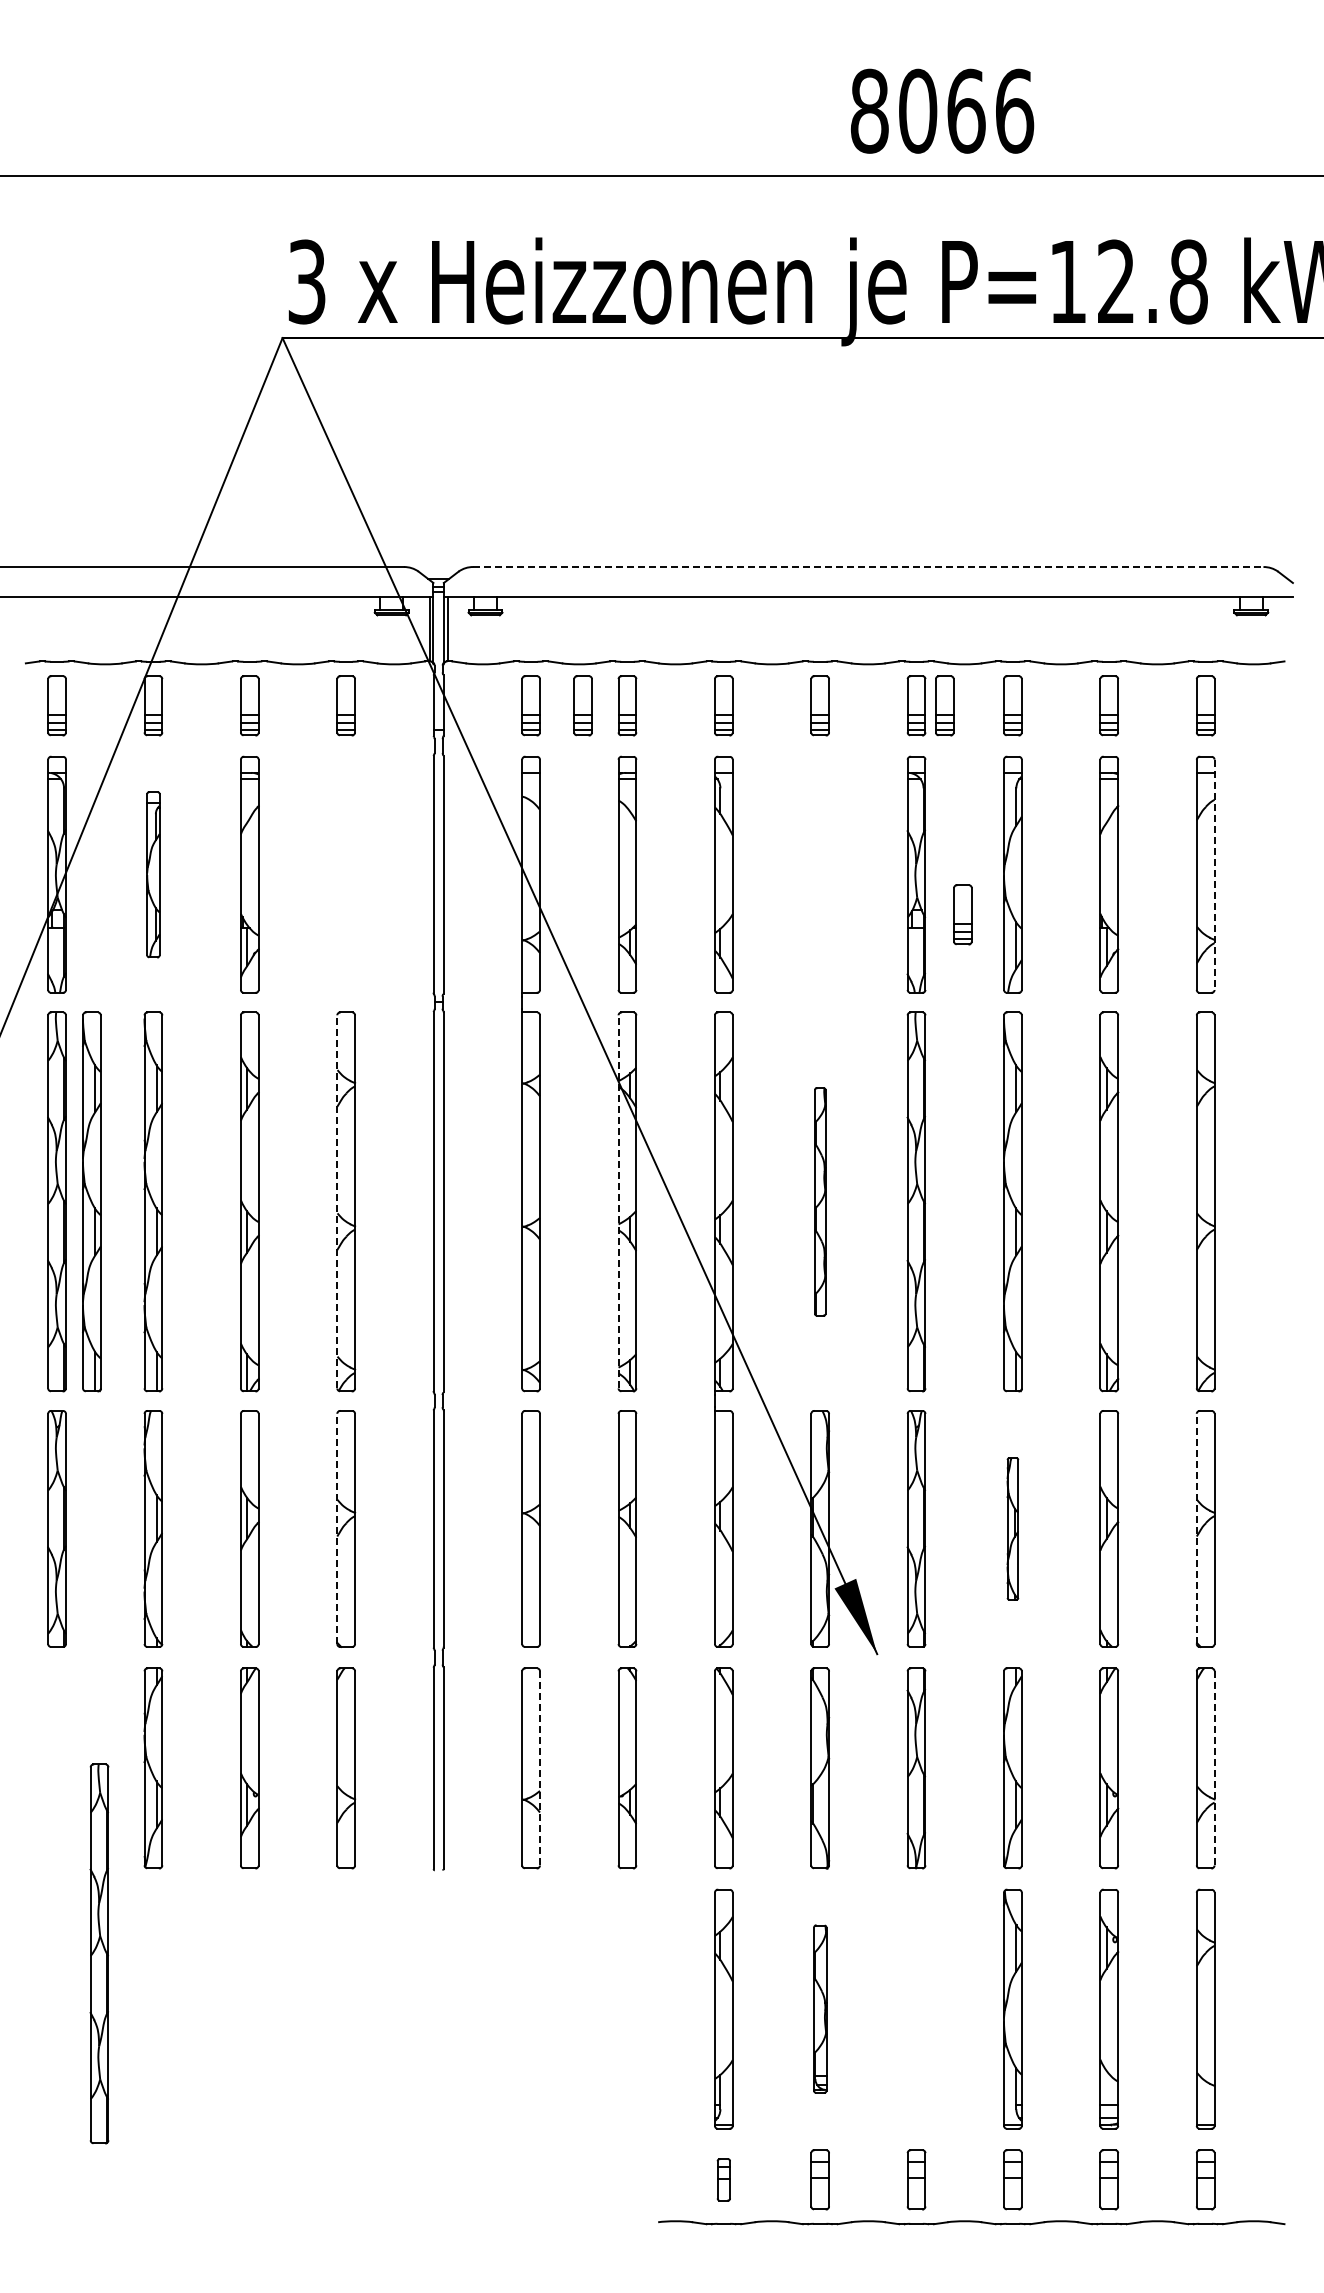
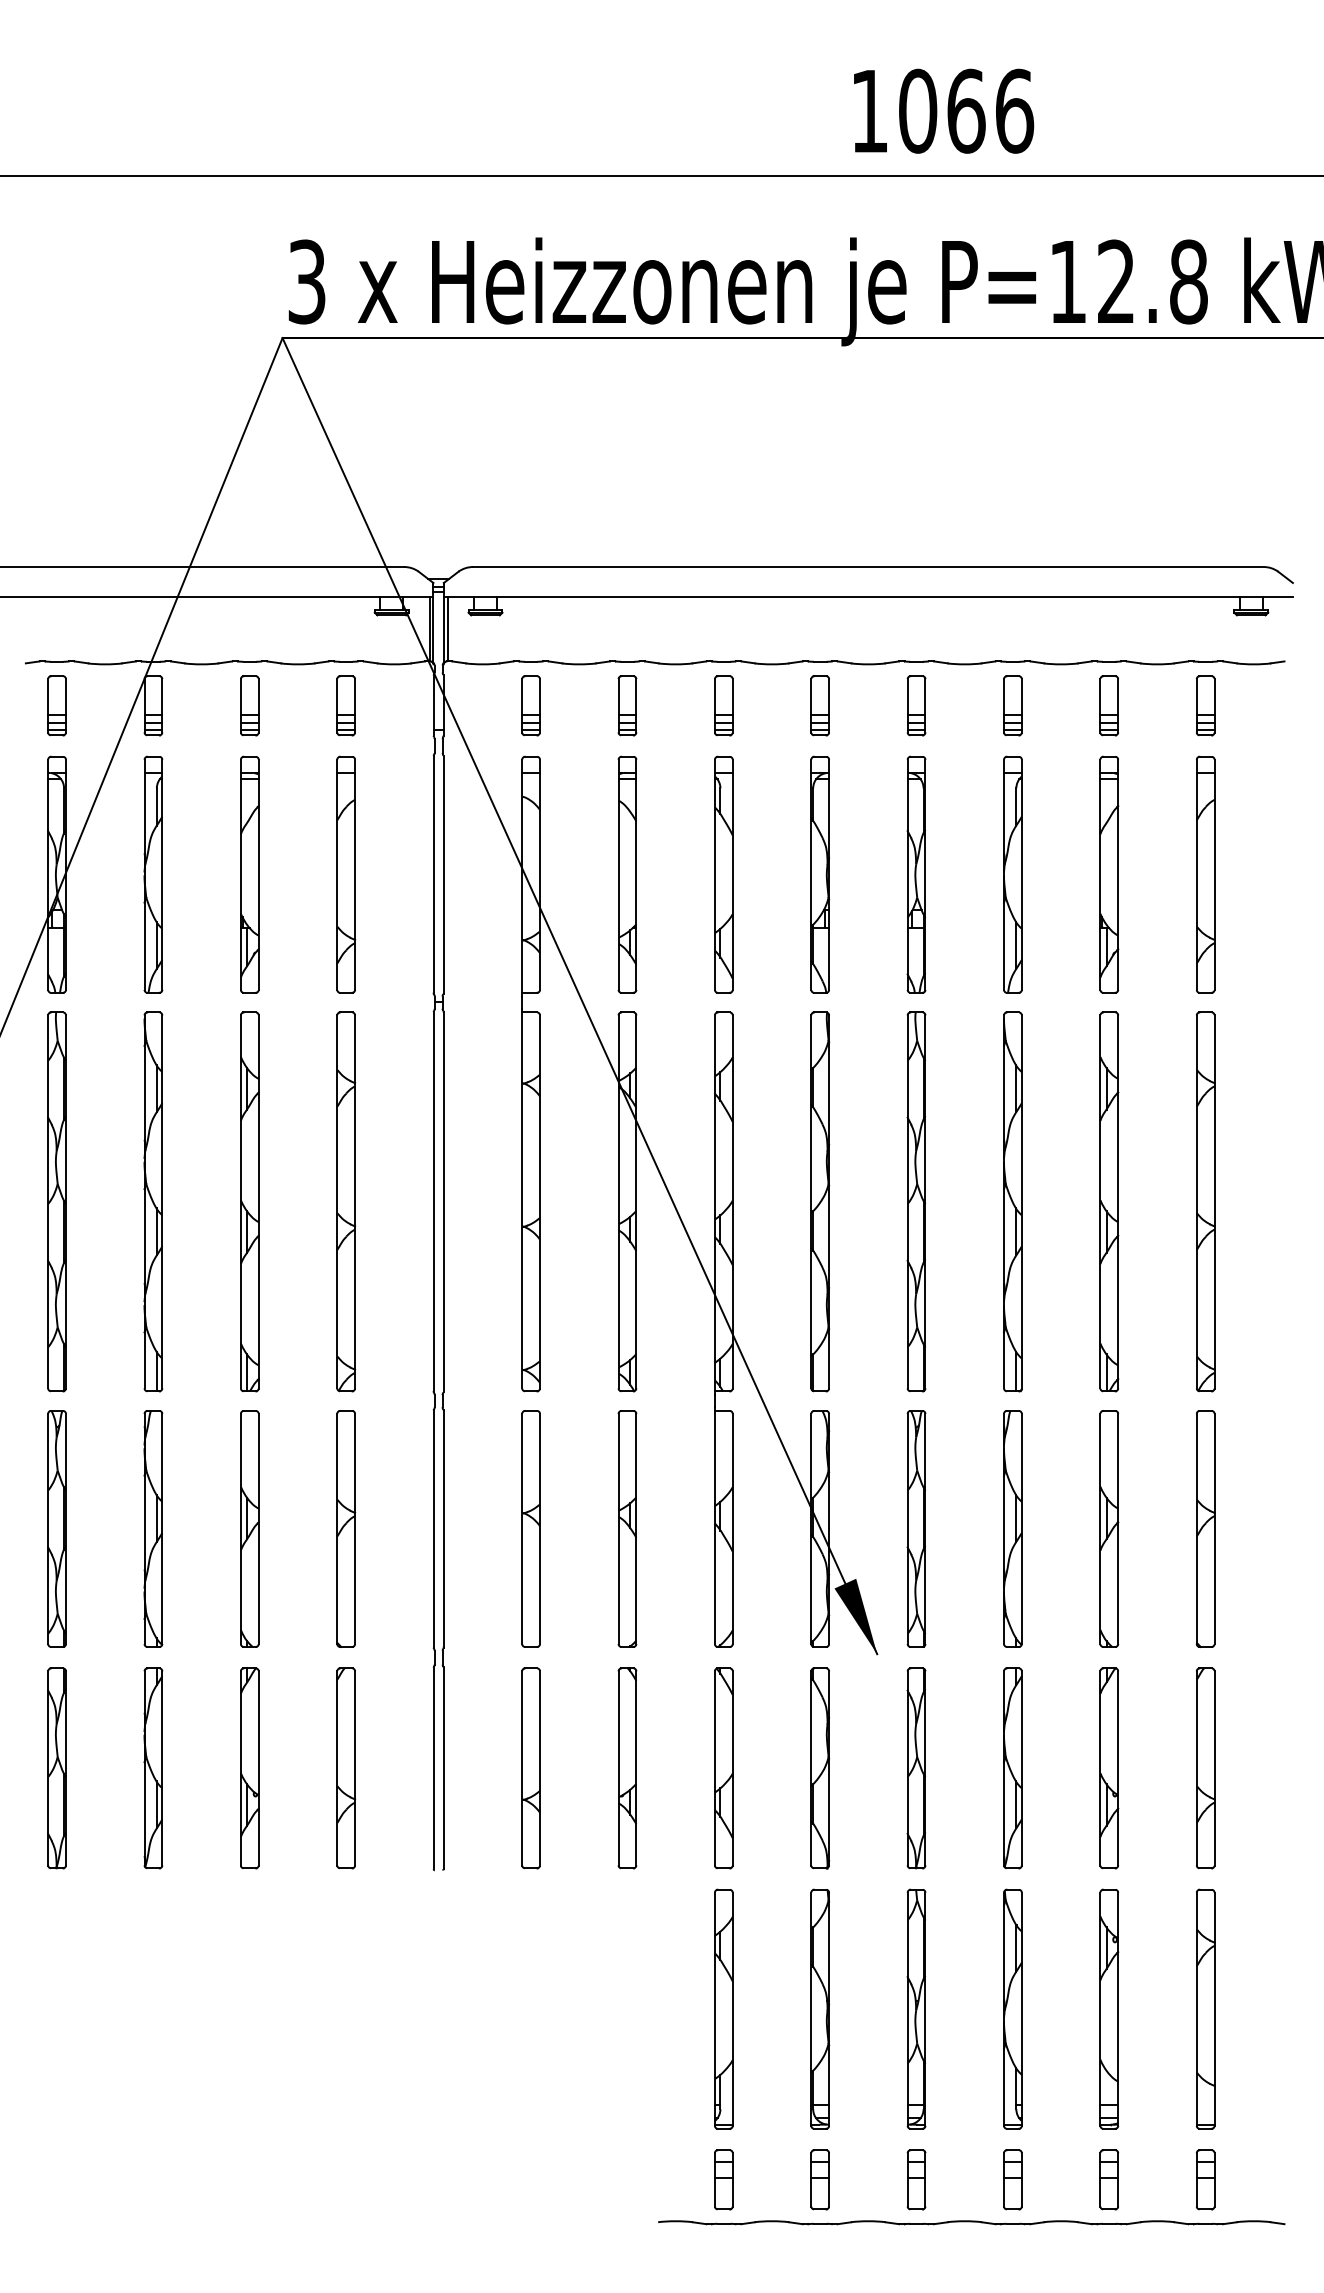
text: 8066 -> 1066 (869, 110)
line: dashed -> solid (868, 567)
part: present -> none (582, 705)
part: present -> none (944, 705)
part size: 15x168 px -> 21x239 px (153, 874)
part: none -> present (346, 874)
part: none -> present (820, 874)
line: dashed -> solid (1214, 875)
part: present -> none (962, 914)
part: present -> none (91, 1201)
line: dashed -> solid (337, 1201)
line: dashed -> solid (618, 1201)
part size: 13x230 px -> 21x382 px (820, 1201)
line: dashed -> solid (337, 1528)
part size: 14x144 px -> 20x238 px (1012, 1528)
line: dashed -> solid (1196, 1528)
part: none -> present (56, 1768)
line: dashed -> solid (540, 1768)
line: dashed -> solid (1214, 1768)
part: present -> none (99, 1953)
part size: 15x170 px -> 21x242 px (820, 2008)
part: none -> present (916, 2008)
part size: 15x44 px -> 20x62 px (723, 2179)
